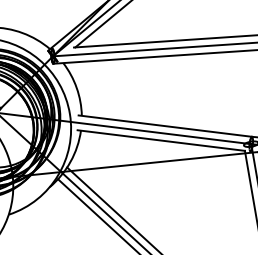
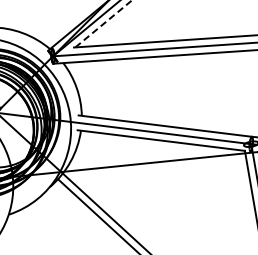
line: solid -> dashed (103, 23)
line: present -> none (113, 209)
